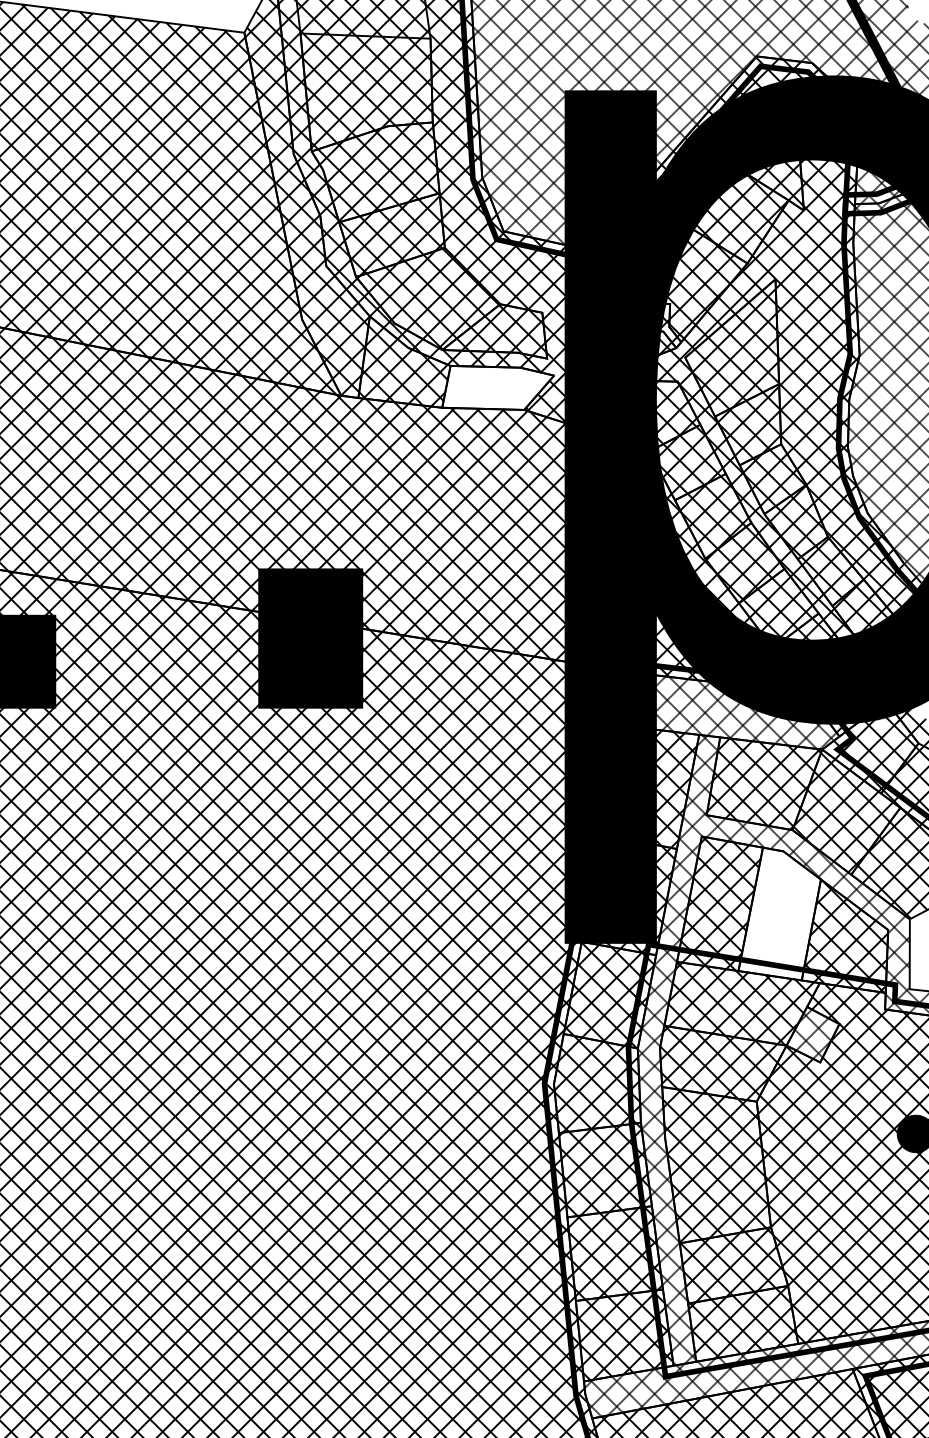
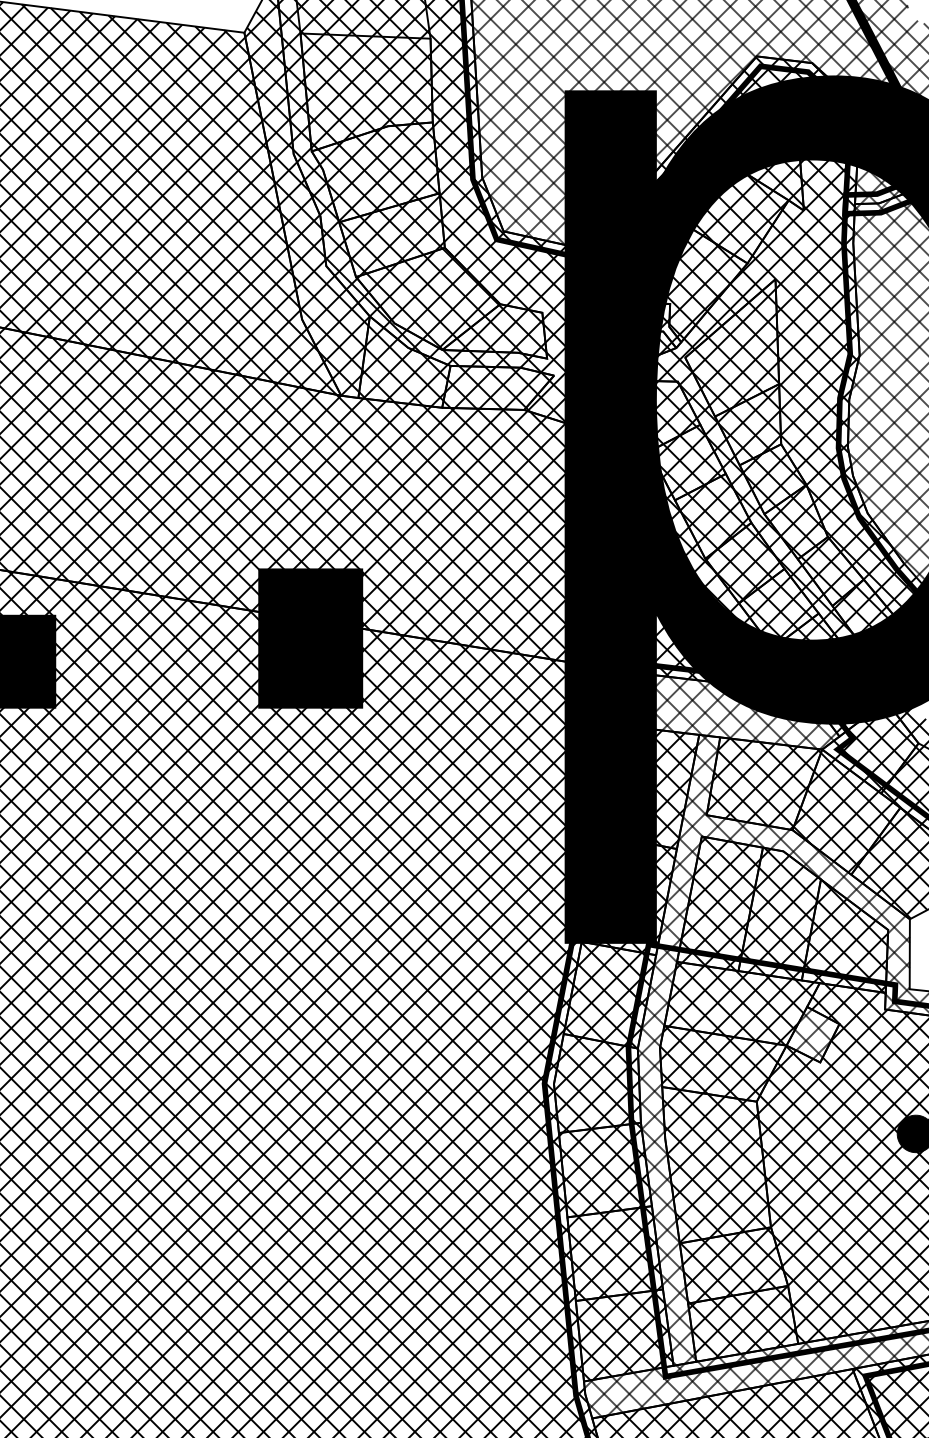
hatch: none -> present (496, 387)
hatch: none -> present (779, 913)
